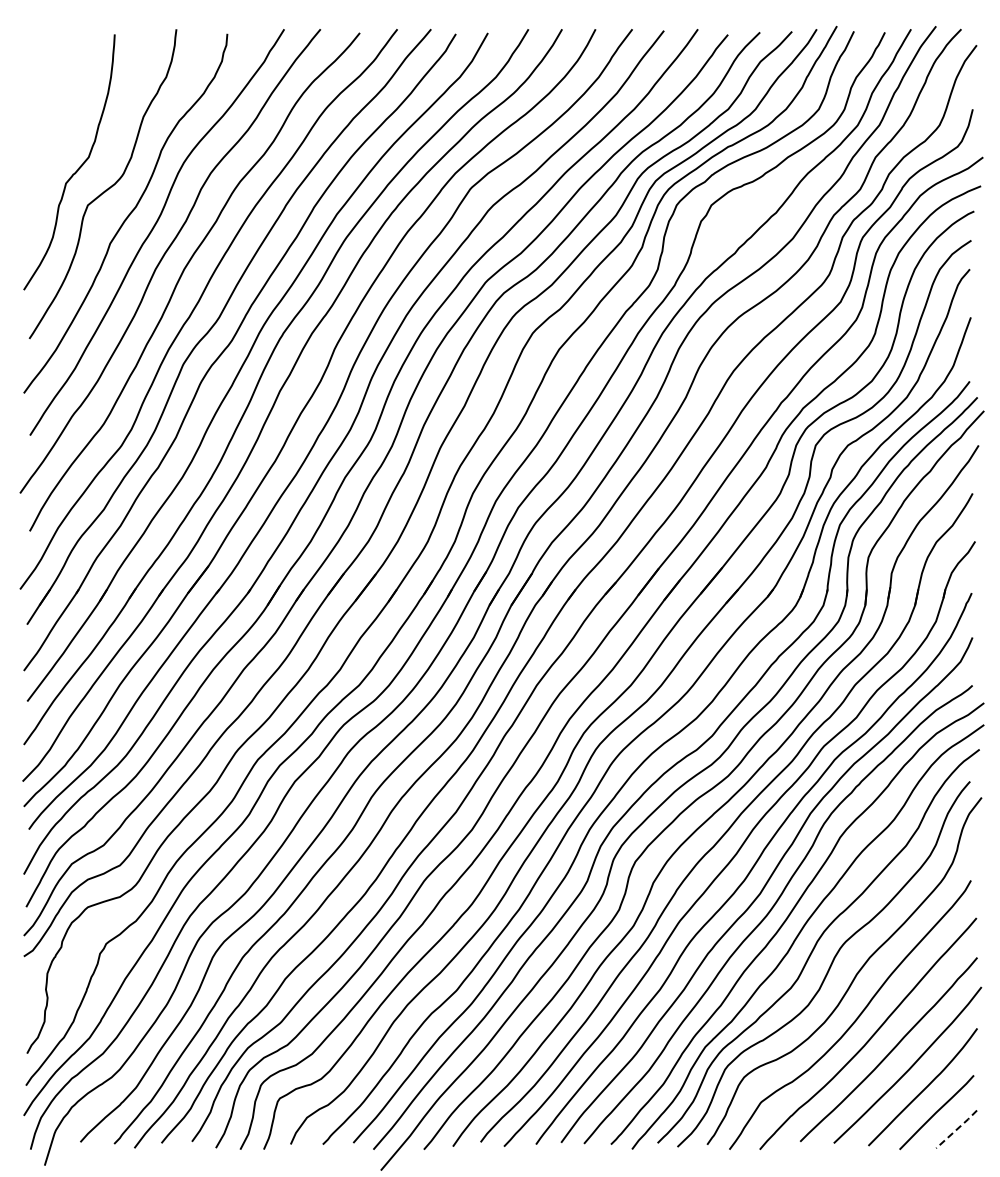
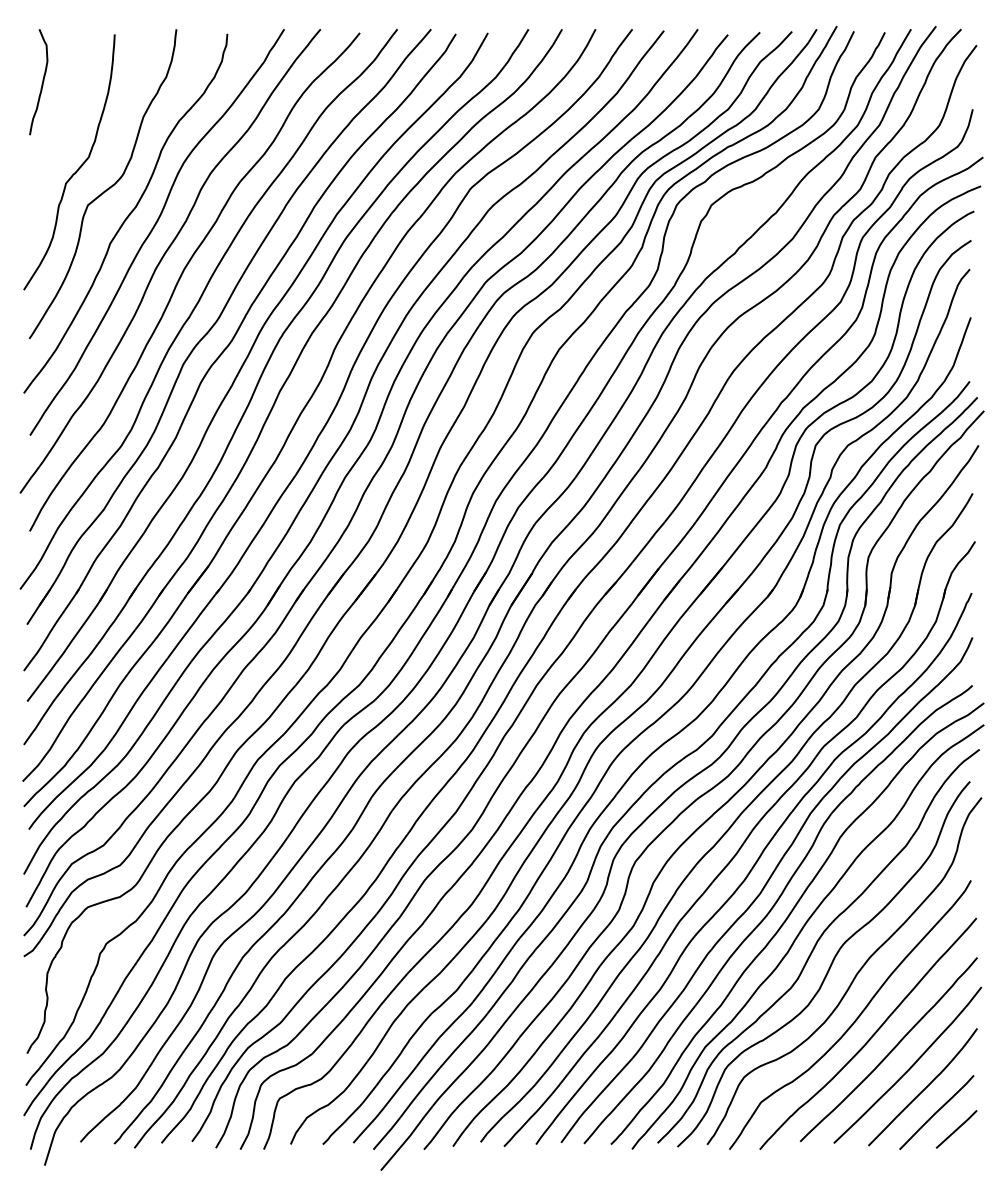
curve: none -> present (41, 83)
line: dashed -> solid (957, 1129)
